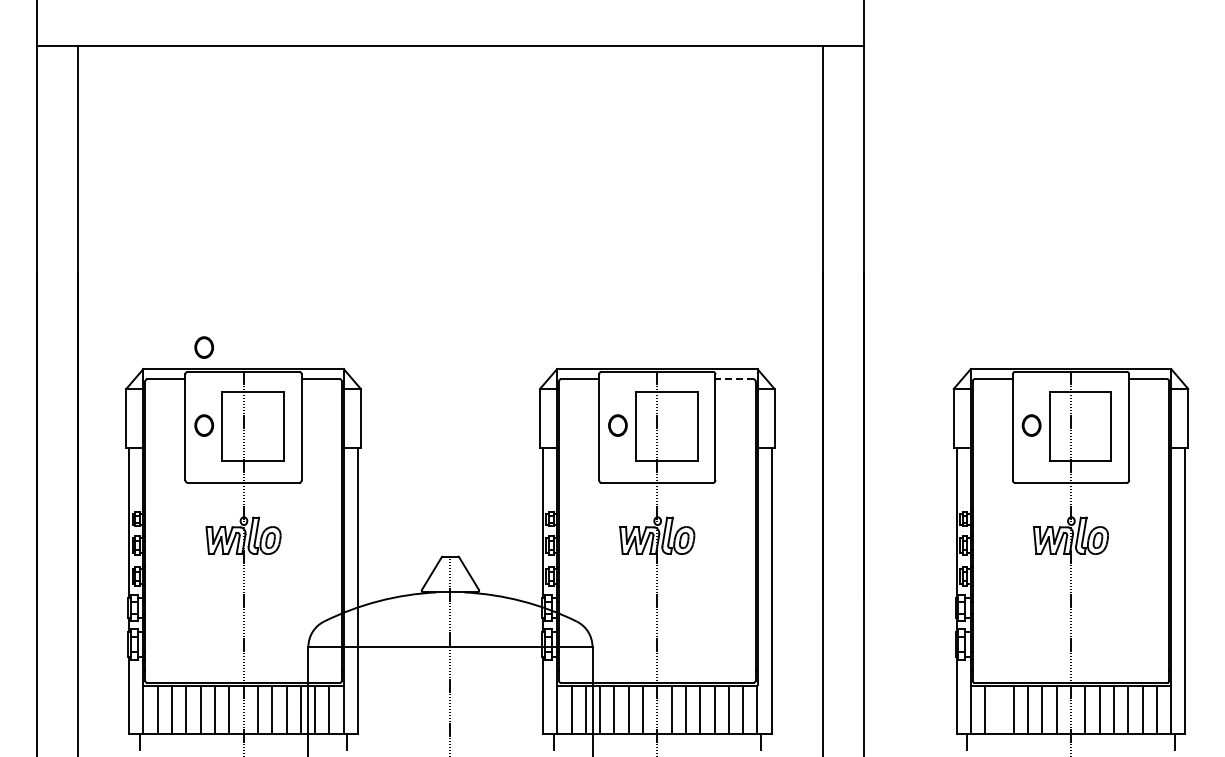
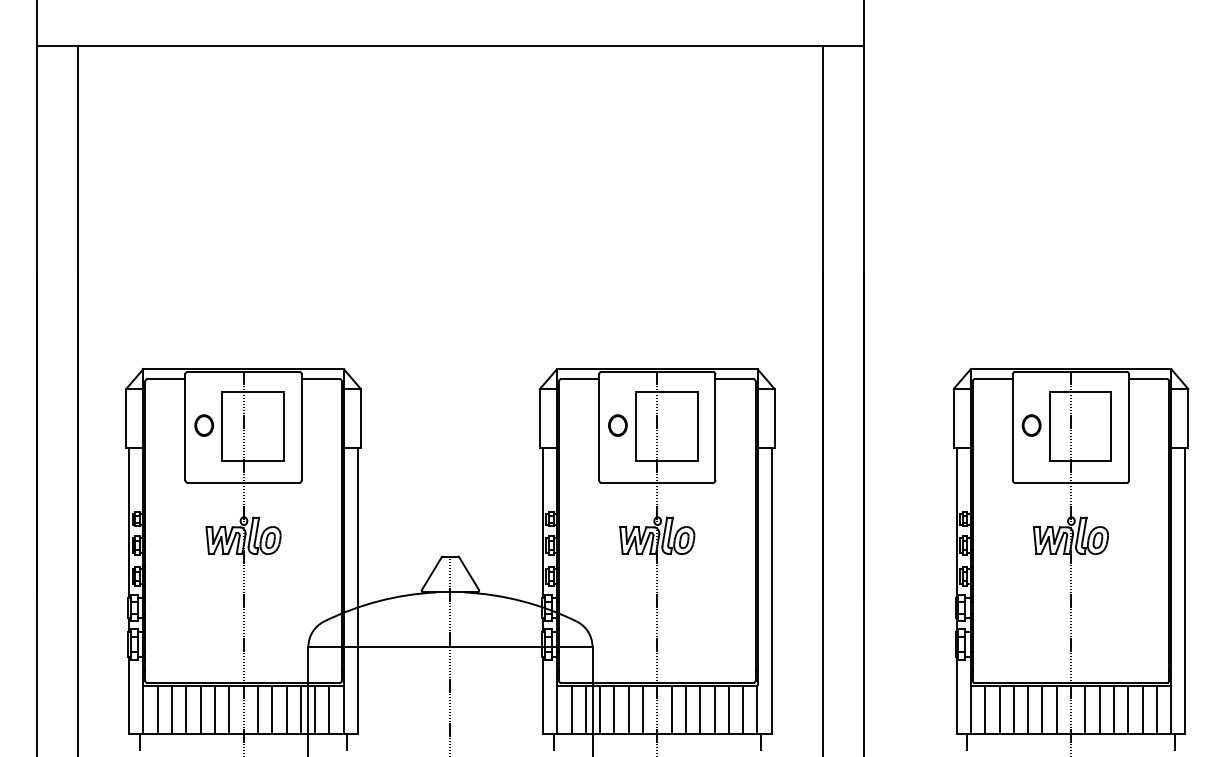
part: present -> none (203, 347)
line: dashed -> solid (734, 379)
line: none -> present (999, 709)
